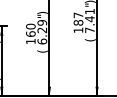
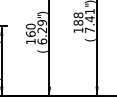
text: 187 -> 188 (78, 15)
